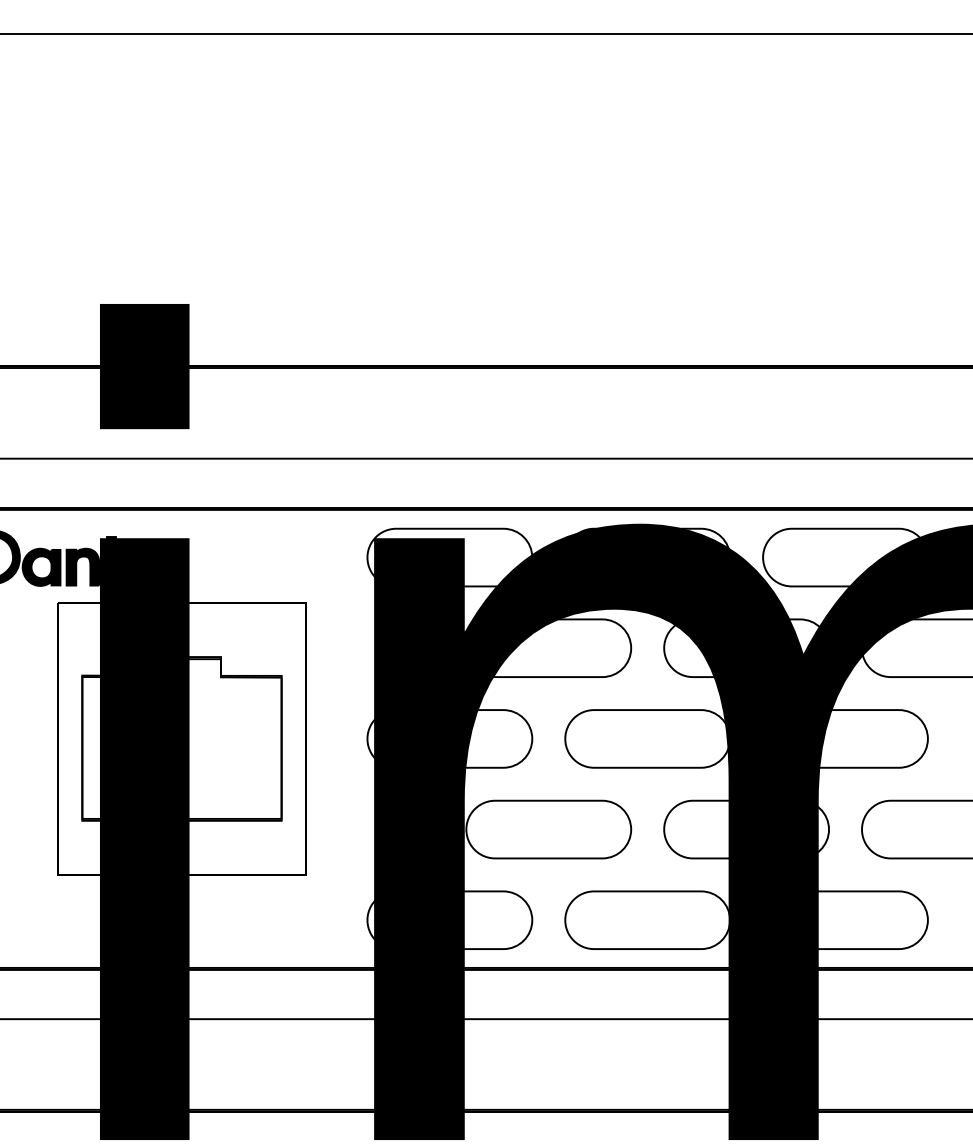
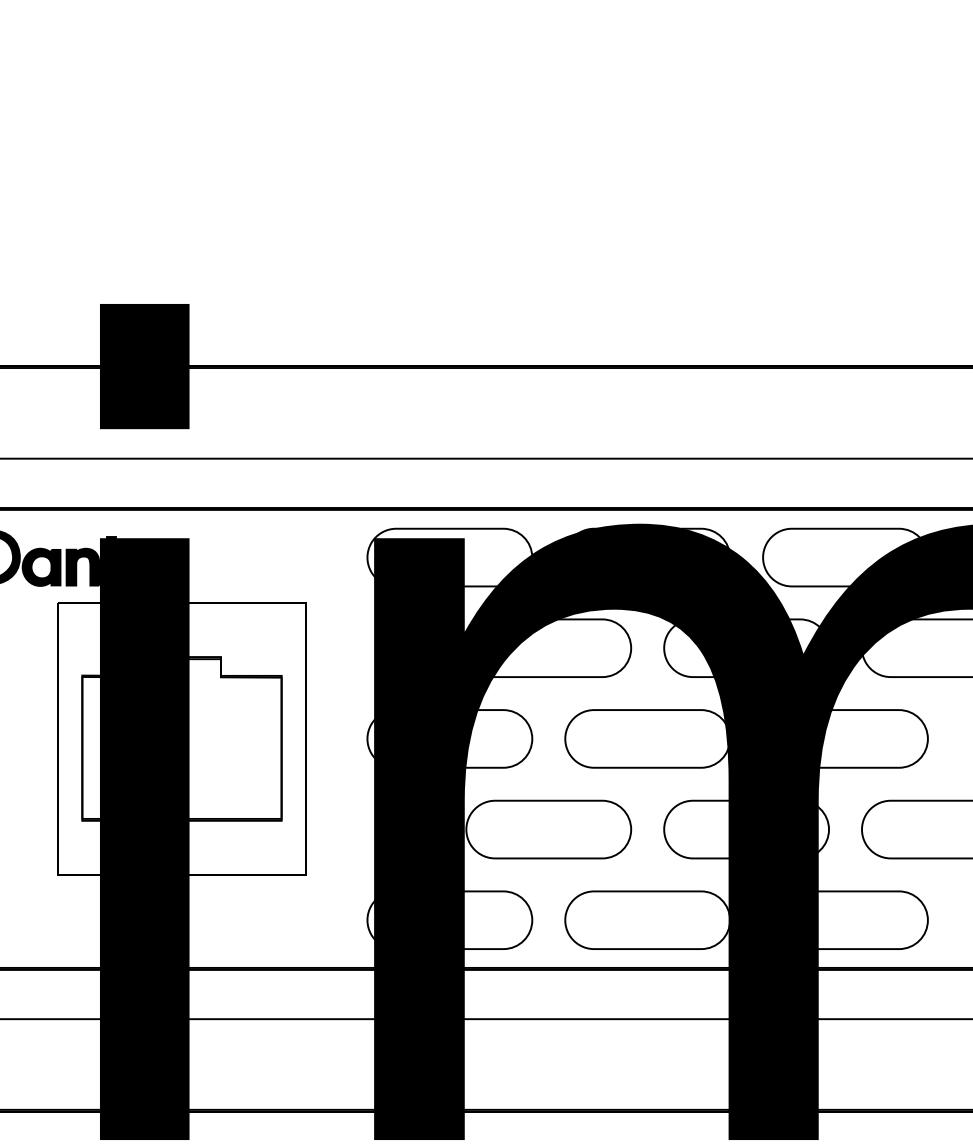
line: present -> none (485, 34)
